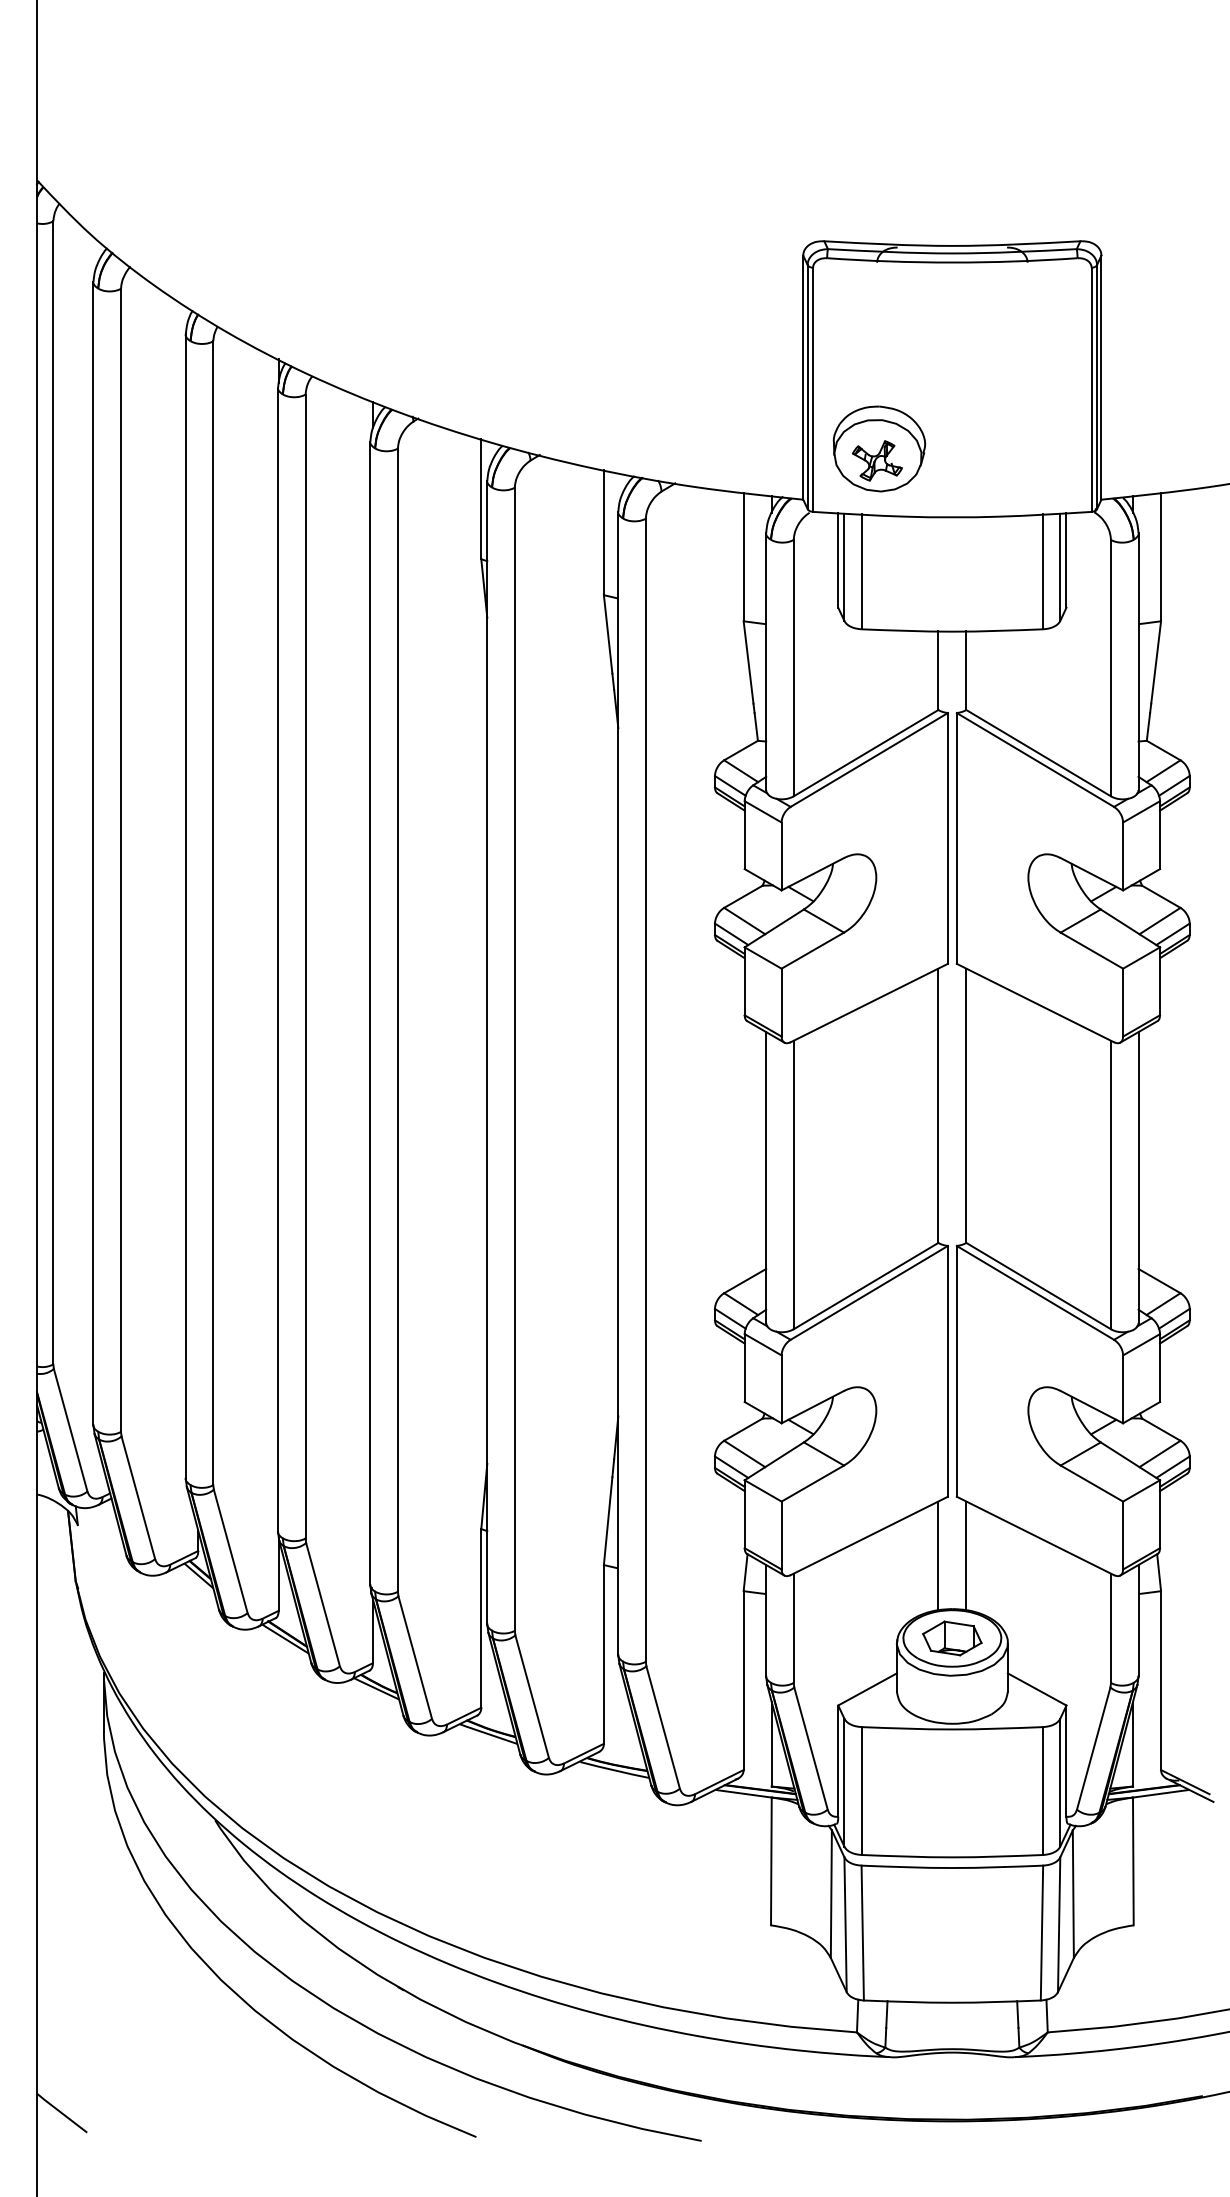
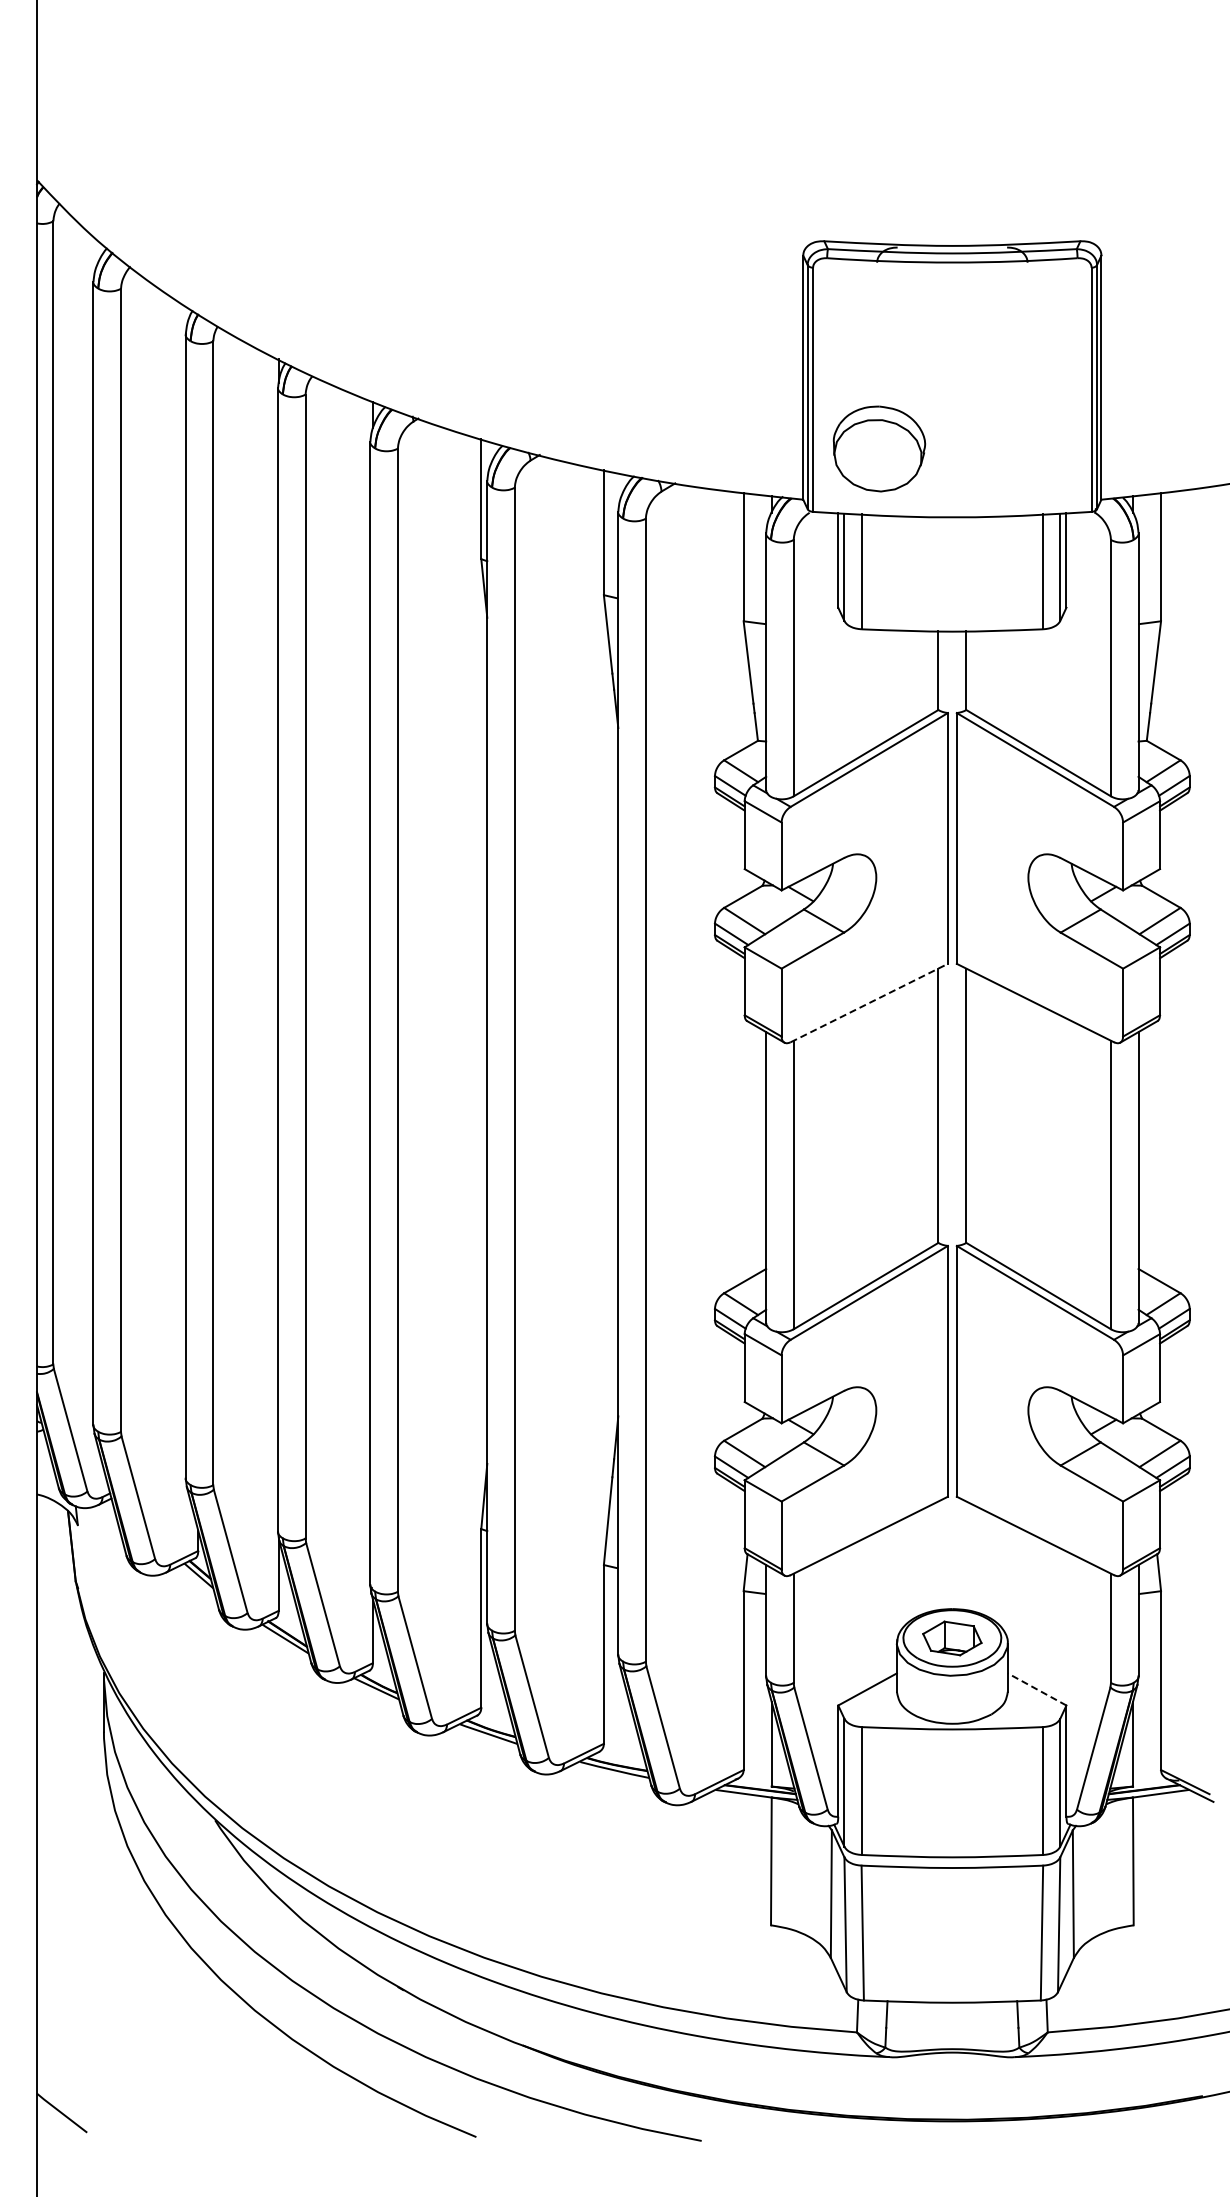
part: present -> none (877, 460)
line: solid -> dashed (869, 1003)
line: present -> none (938, 1555)
line: present -> none (966, 1555)
line: solid -> dashed (1036, 1689)
